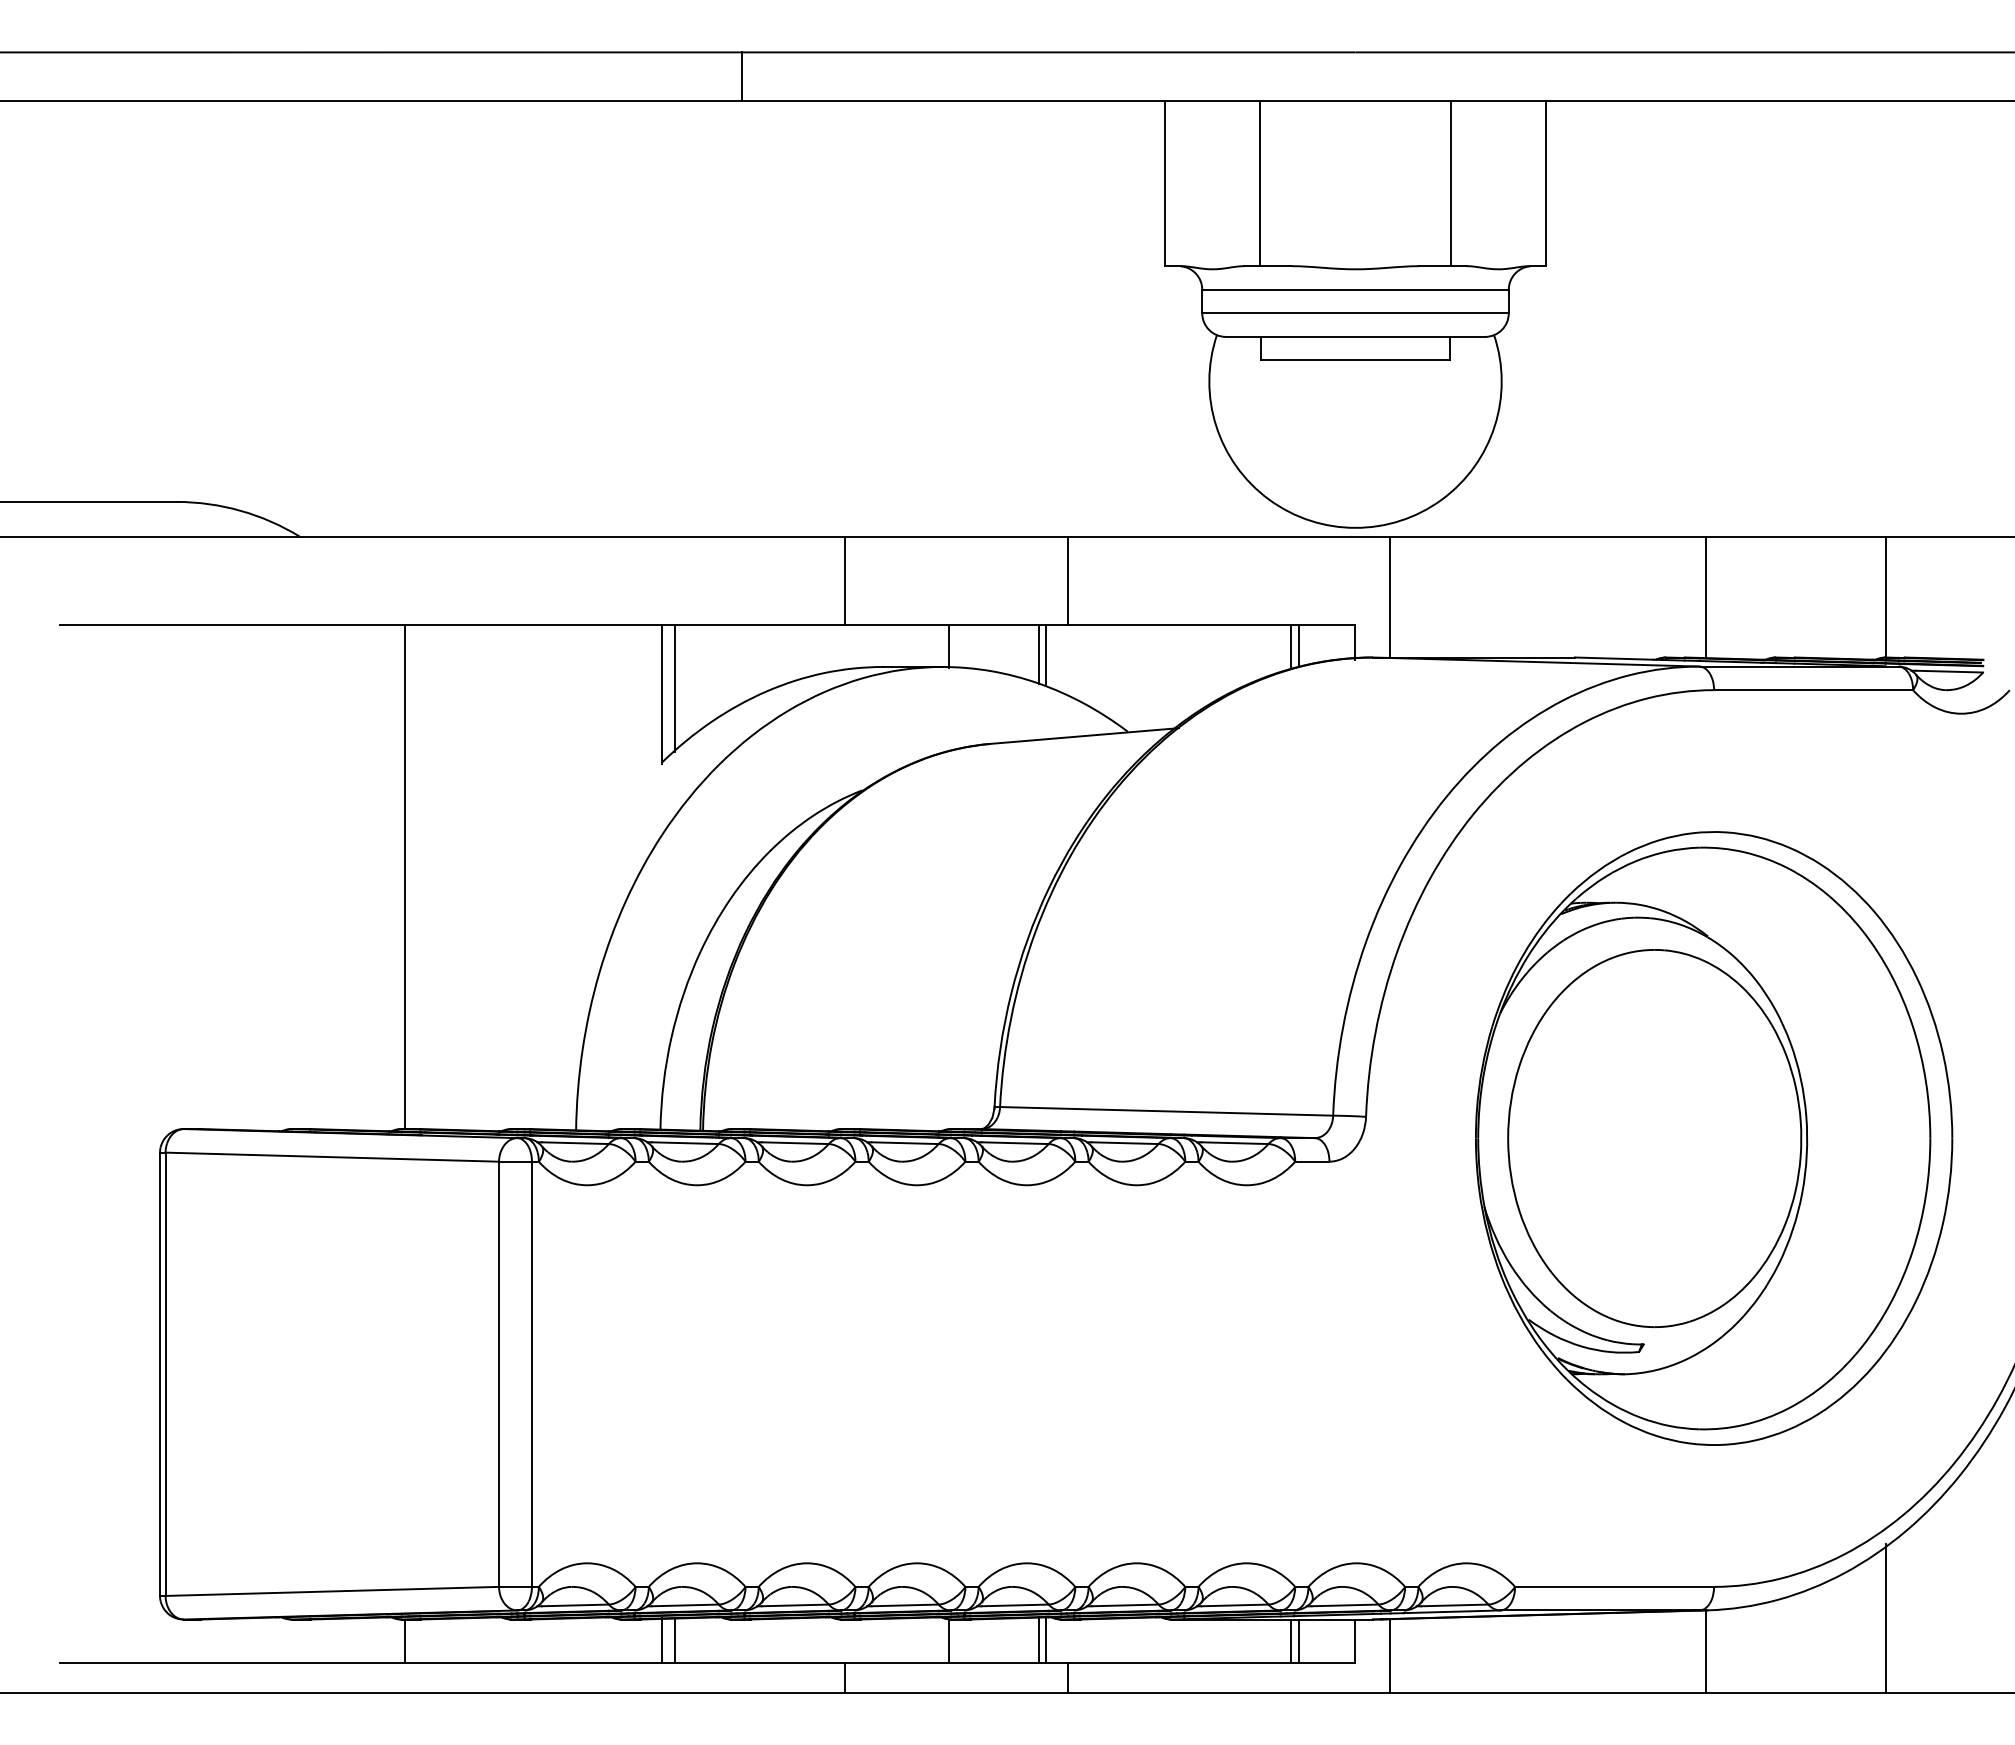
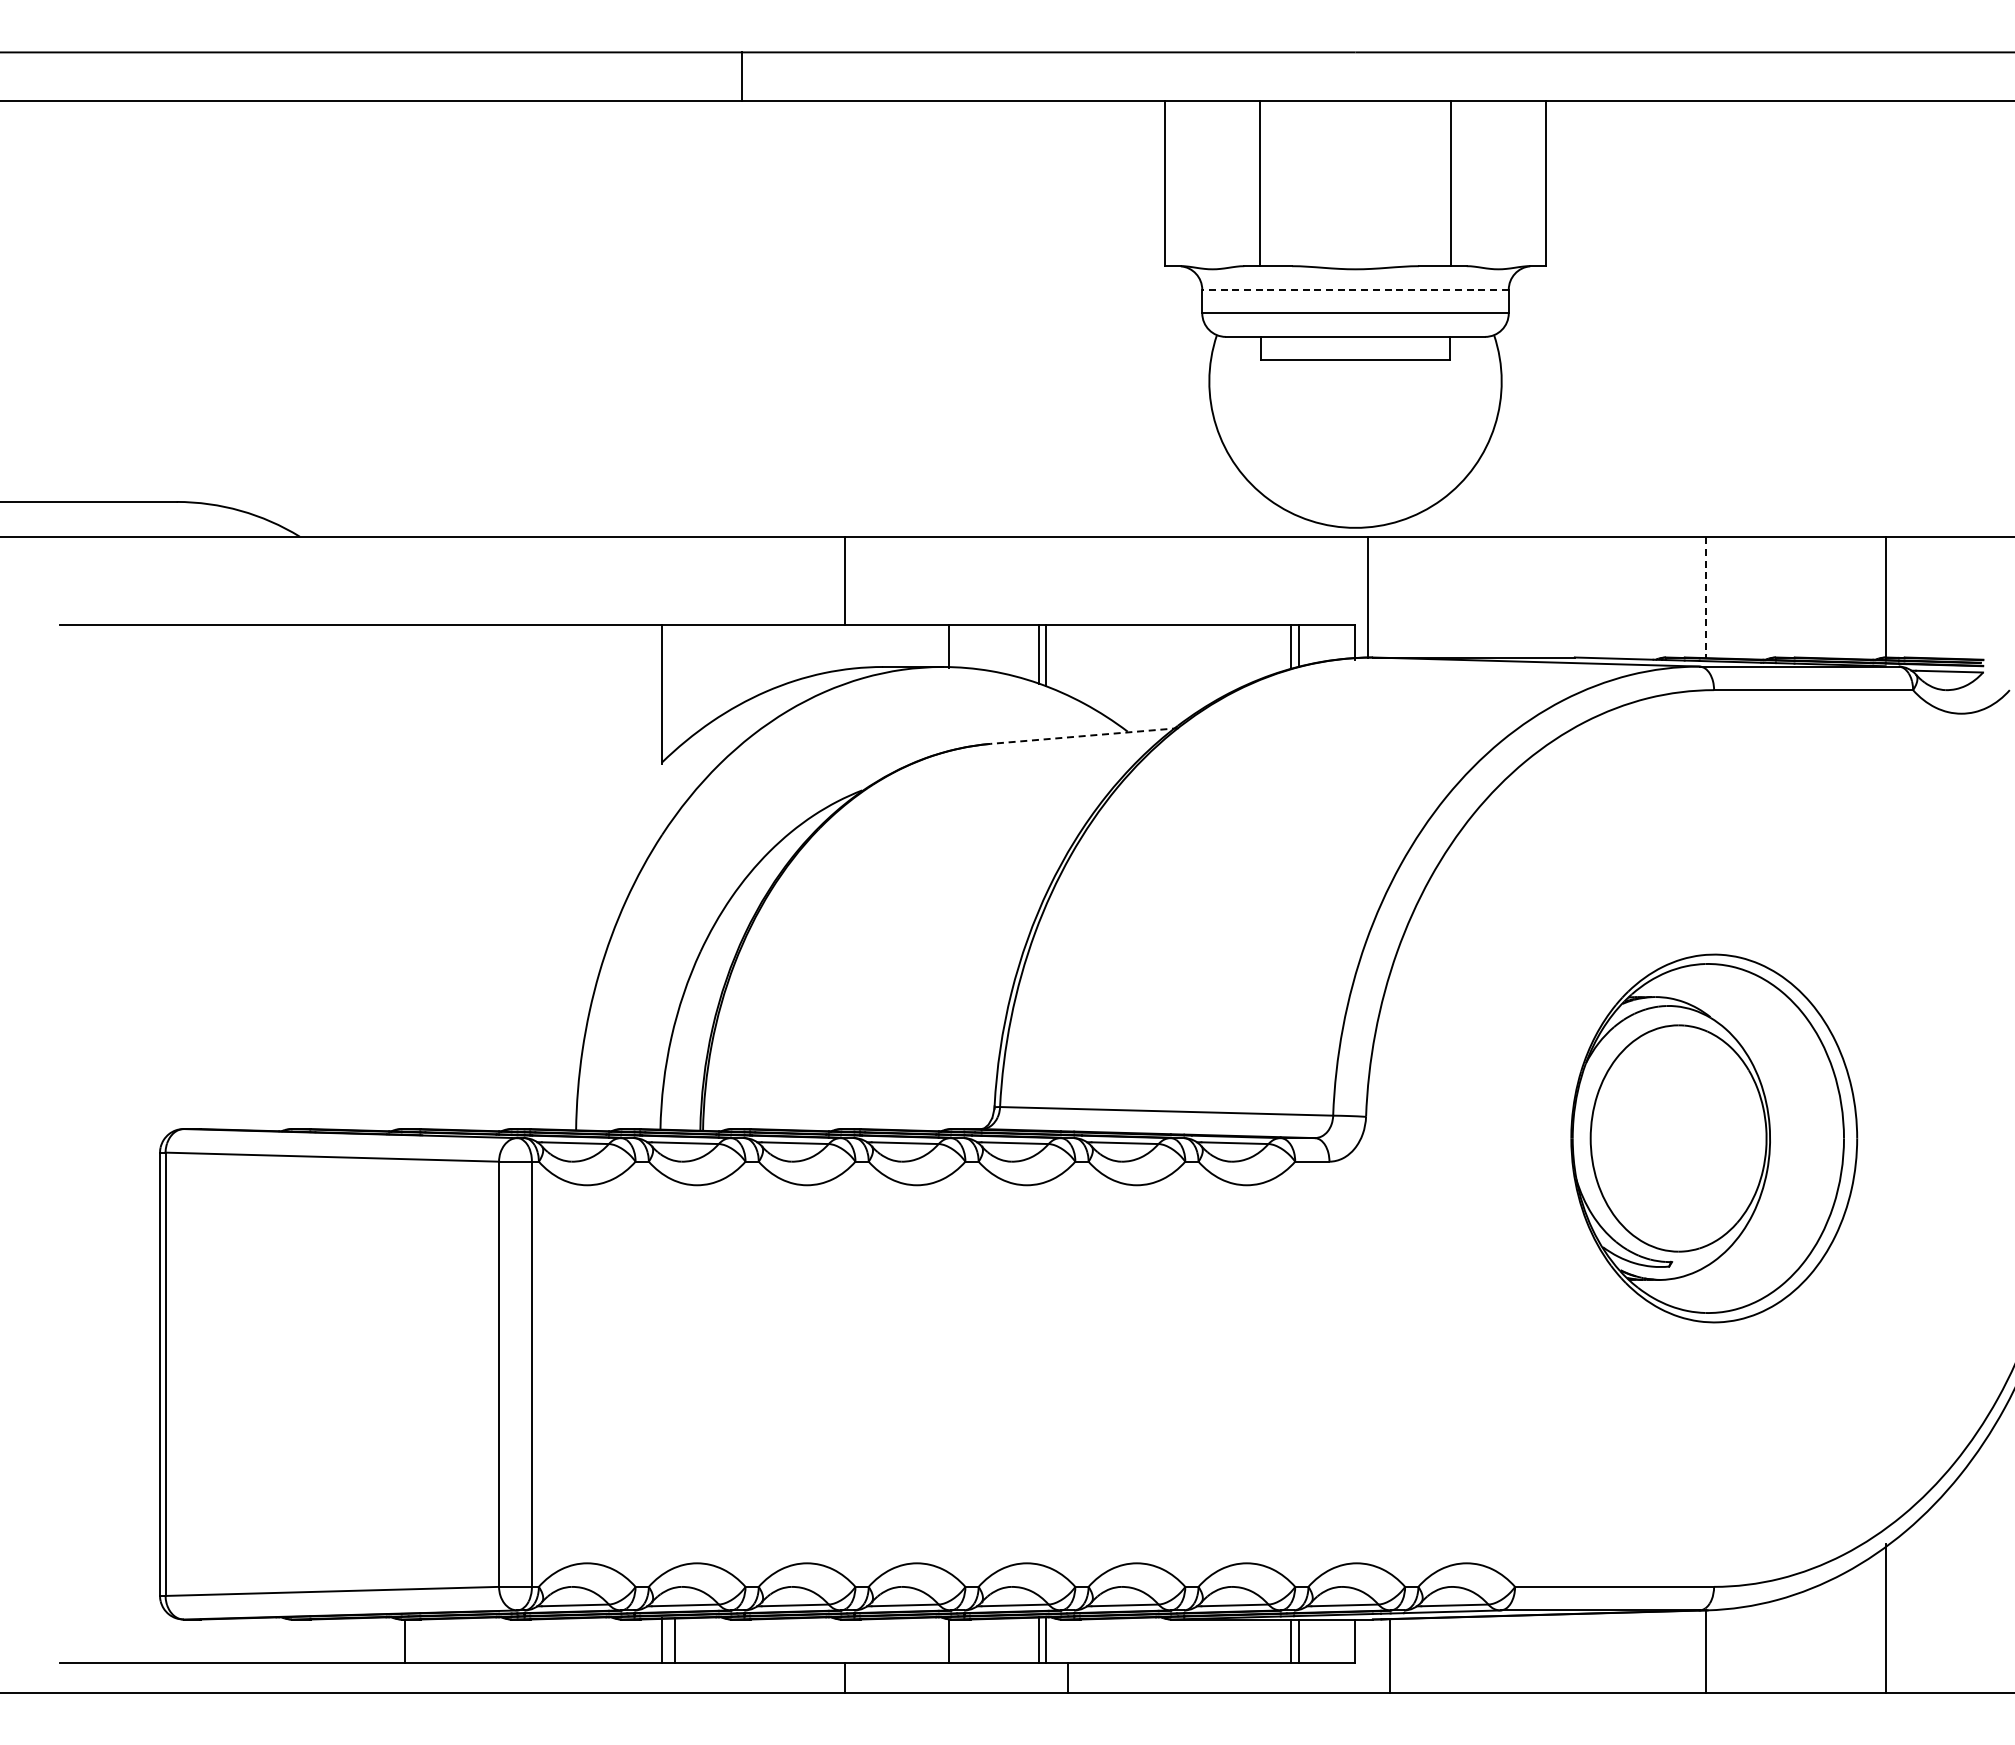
line: solid -> dashed (1355, 289)
line: present -> none (1068, 581)
line position: (1389, 597) -> (1367, 597) (1367, 597)
line: solid -> dashed (1706, 598)
line: present -> none (674, 688)
line: solid -> dashed (1084, 736)
line: present -> none (405, 877)
part size: 479x615 px -> 289x371 px (1714, 1138)
